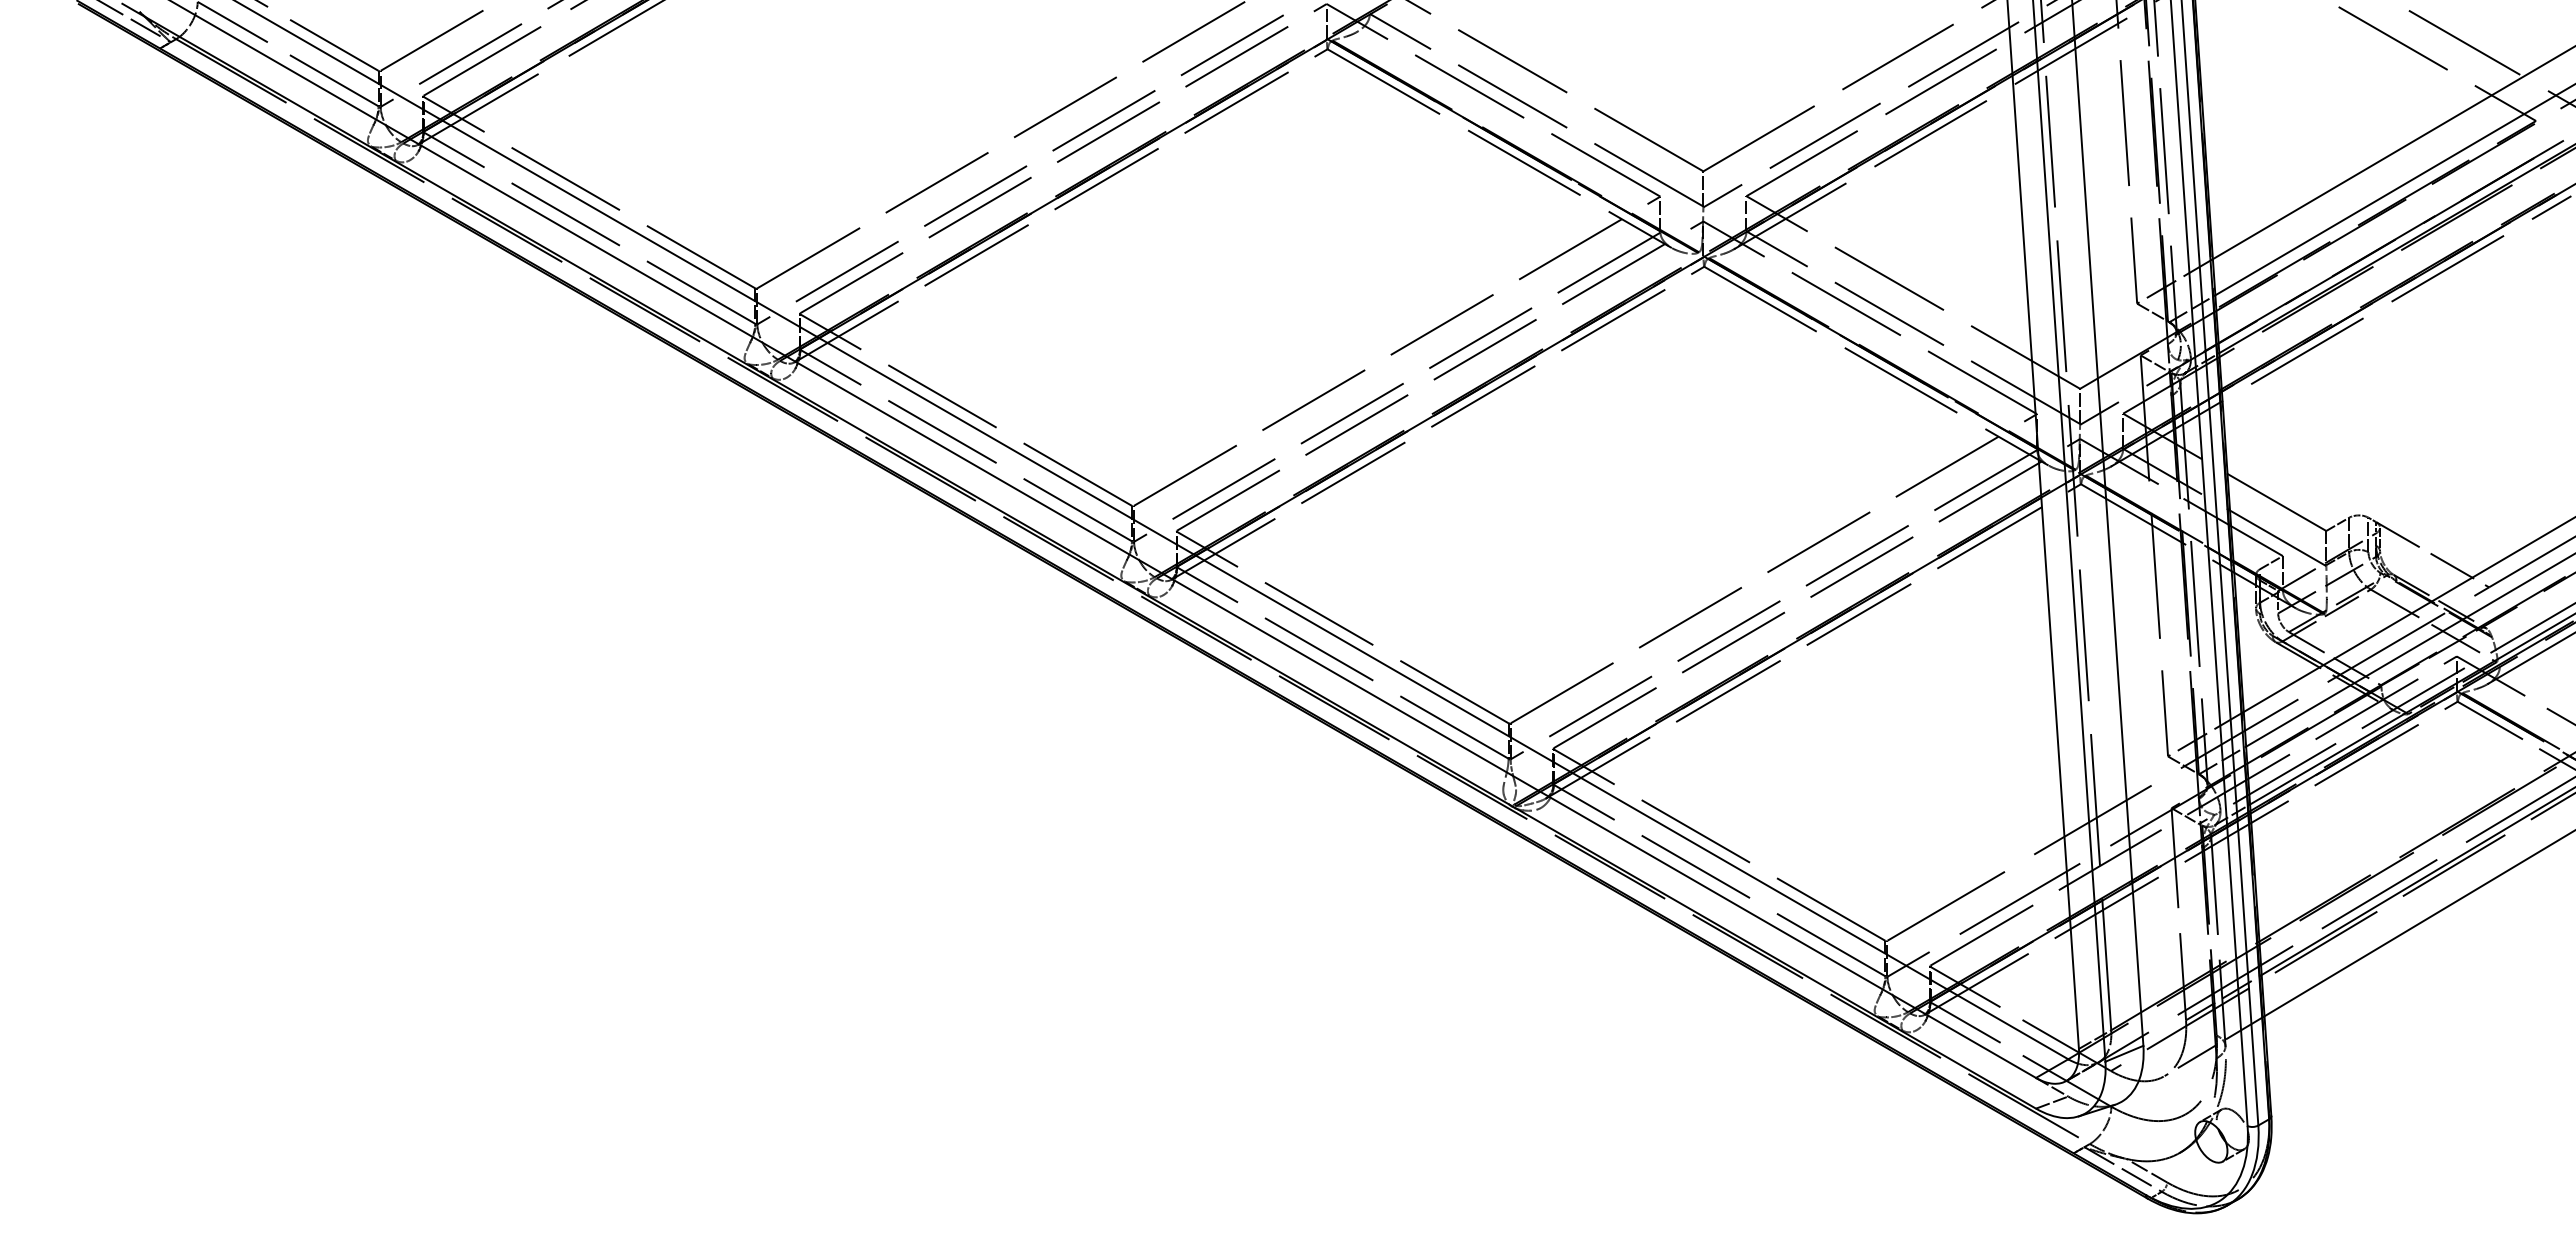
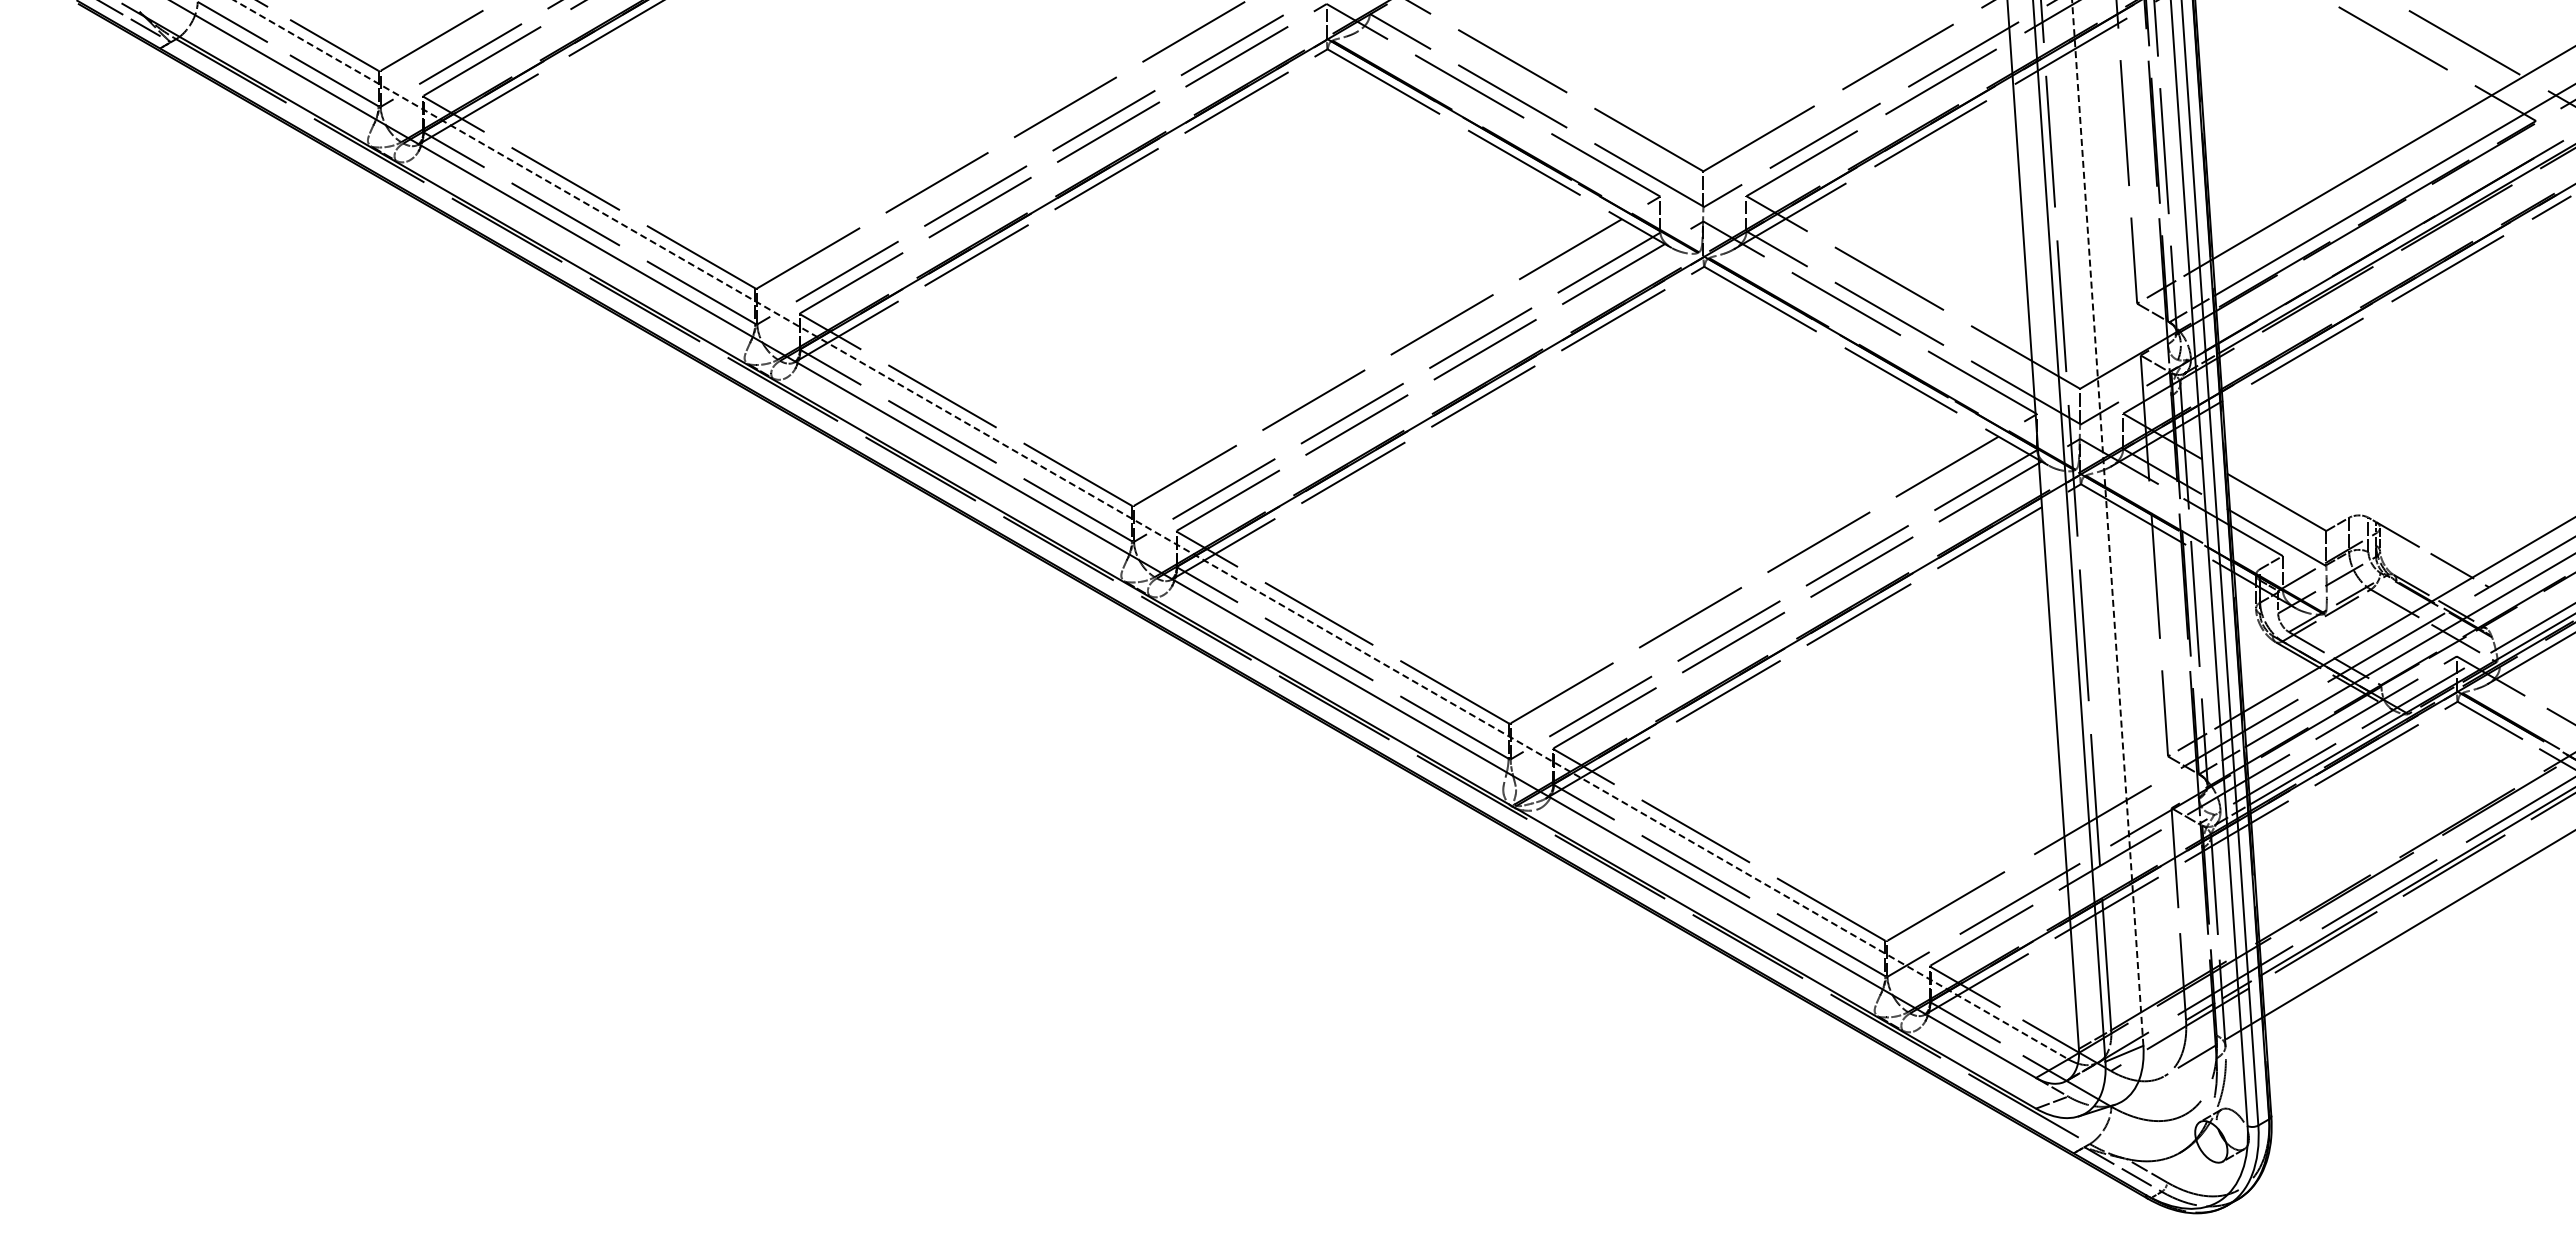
line: solid -> dashed (2107, 523)
line: solid -> dashed (1151, 529)
